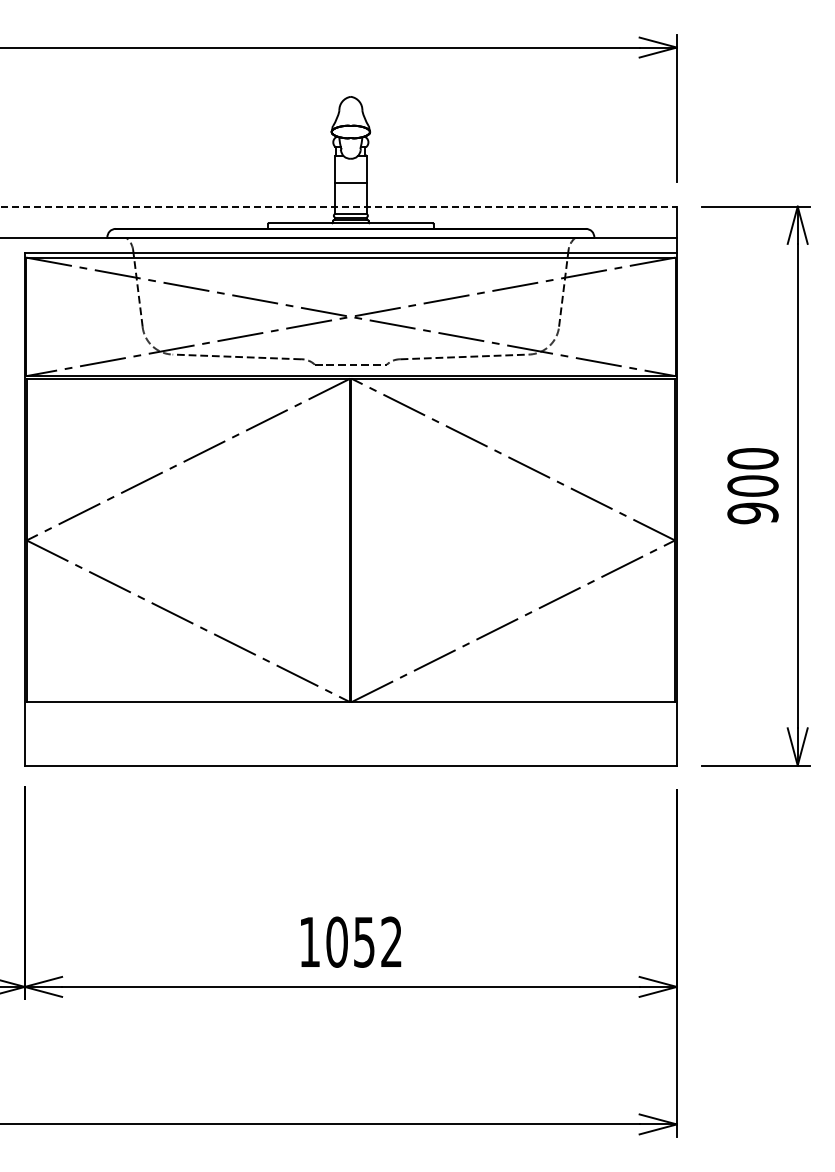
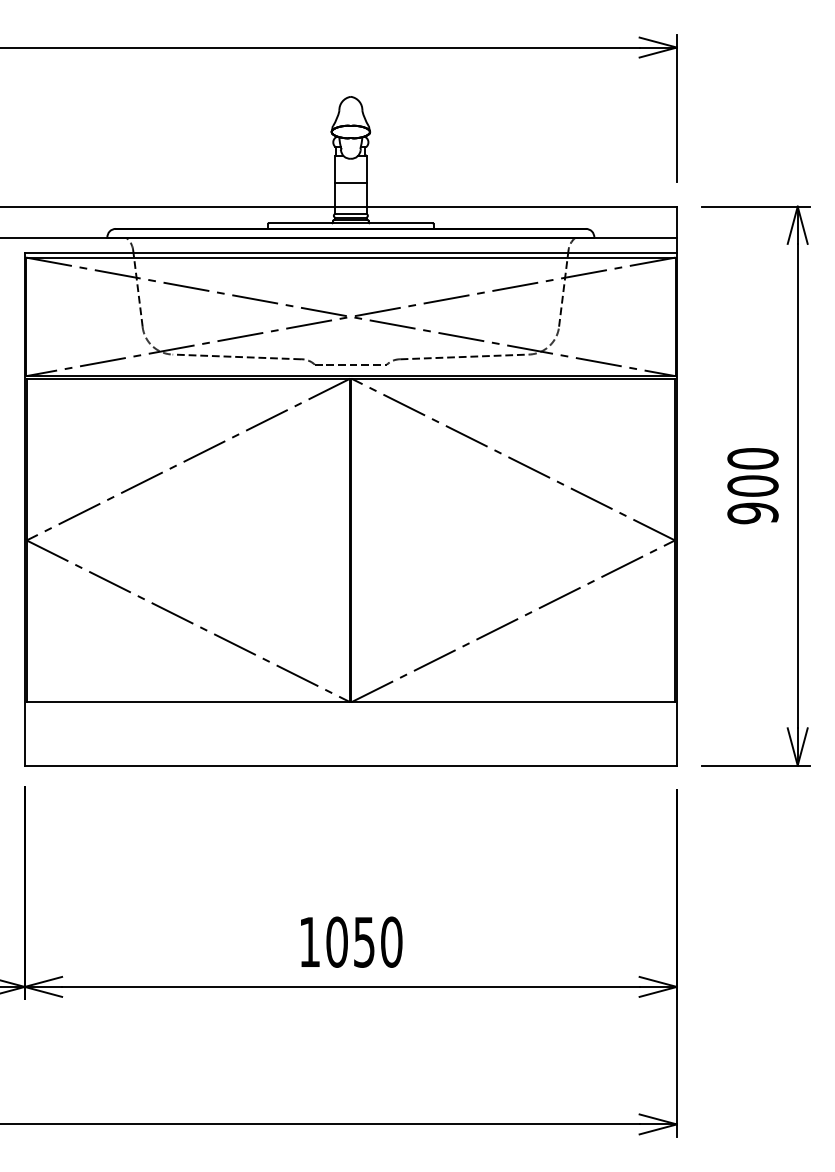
line: dashed -> solid (339, 206)
text: 1052 -> 1050 (391, 941)
